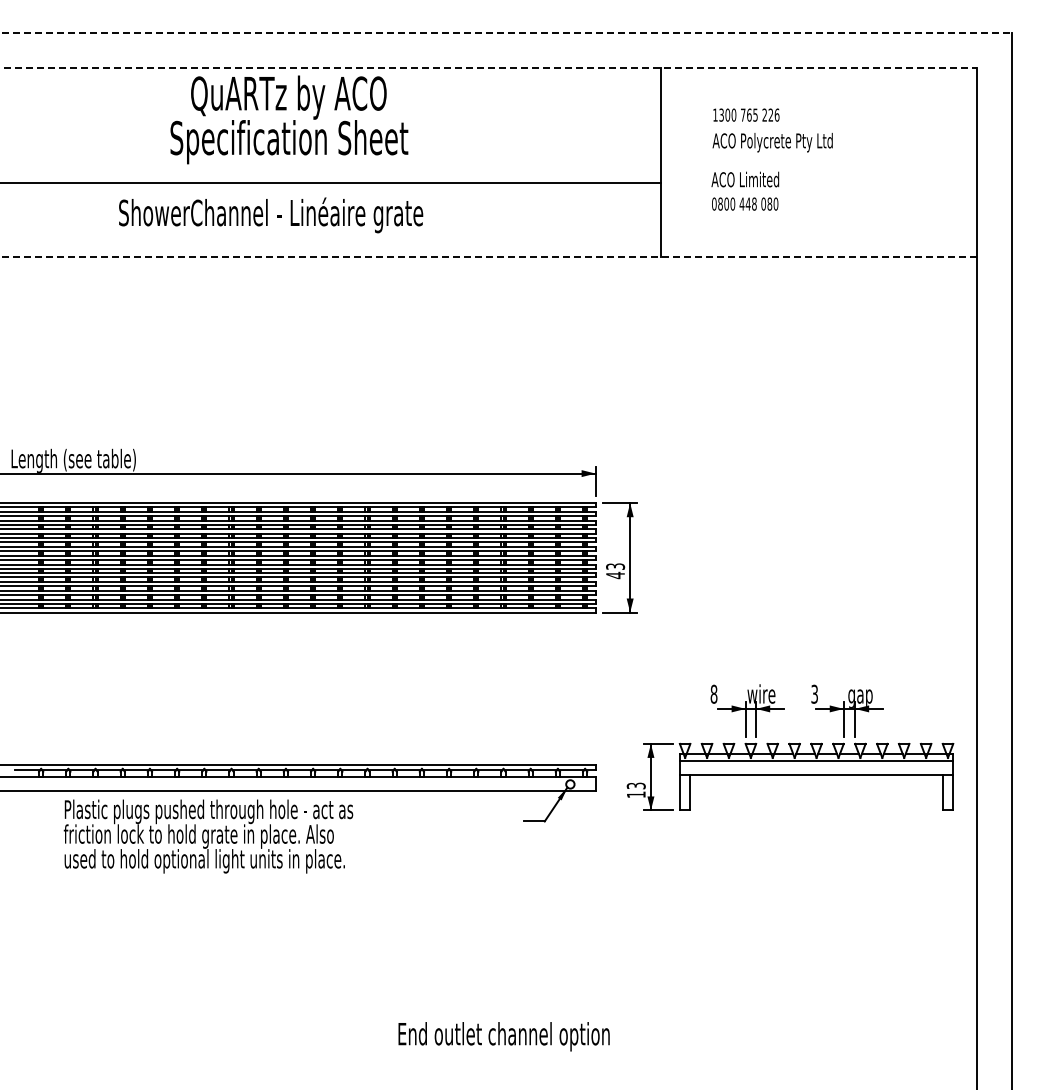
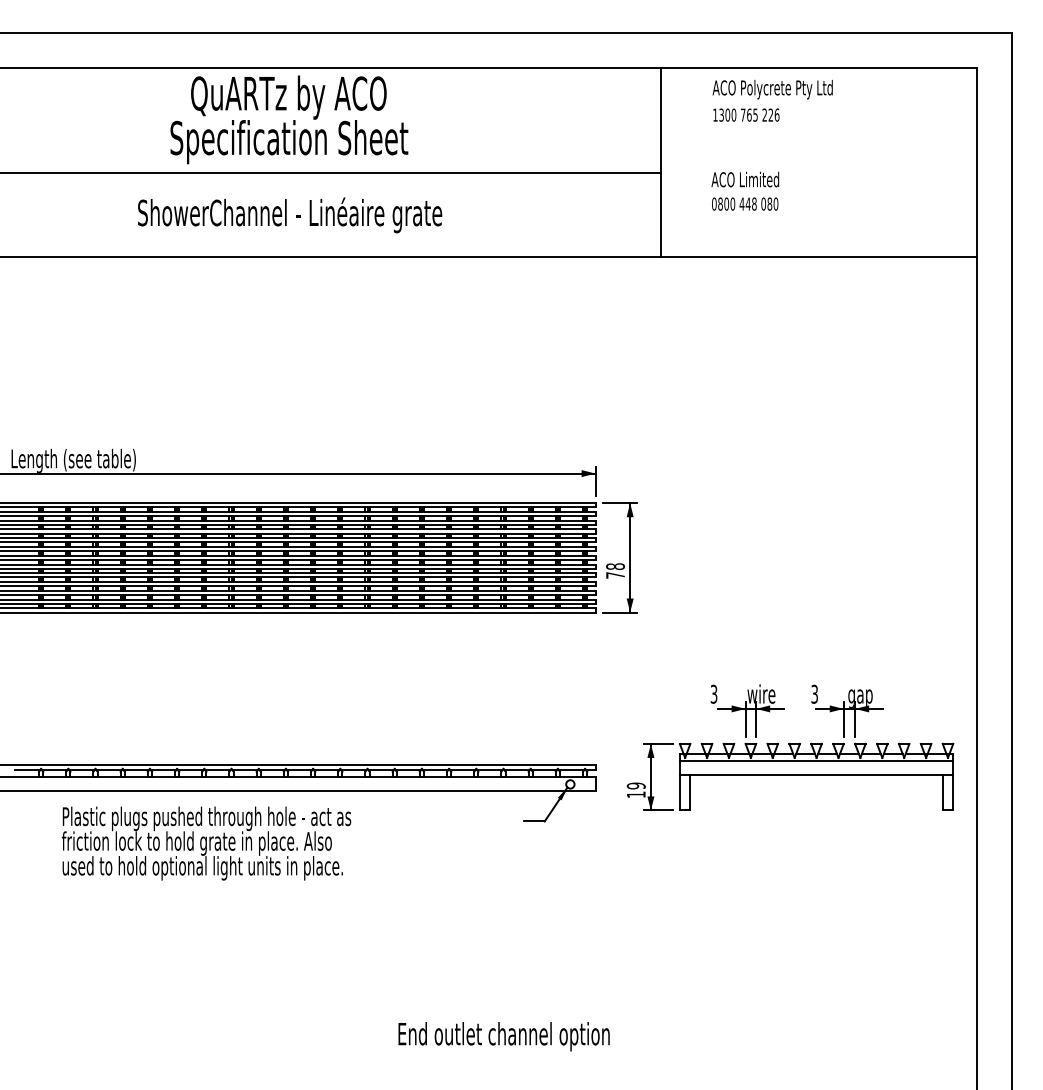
line: dashed -> solid (506, 32)
line: dashed -> solid (488, 67)
text position: (772, 142) -> (772, 89) (772, 89)
line position: (331, 182) -> (331, 172) (331, 172)
text position: (271, 215) -> (290, 215) (290, 215)
line: dashed -> solid (488, 257)
text: 43 -> 78 (615, 571)
text: 8 -> 3 (713, 693)
text: 13 -> 19 (635, 785)
text position: (208, 836) -> (206, 843) (206, 843)
